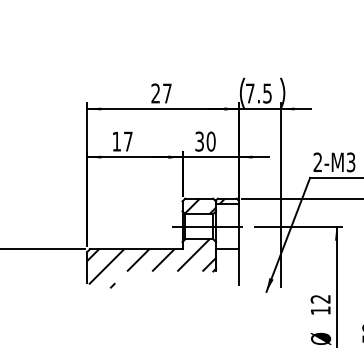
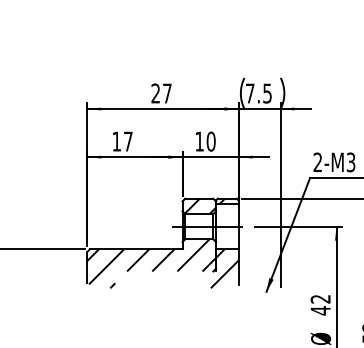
text: 30 -> 10 (199, 141)
hatch: none -> present (224, 268)
text: 12 -> 42 (320, 310)
